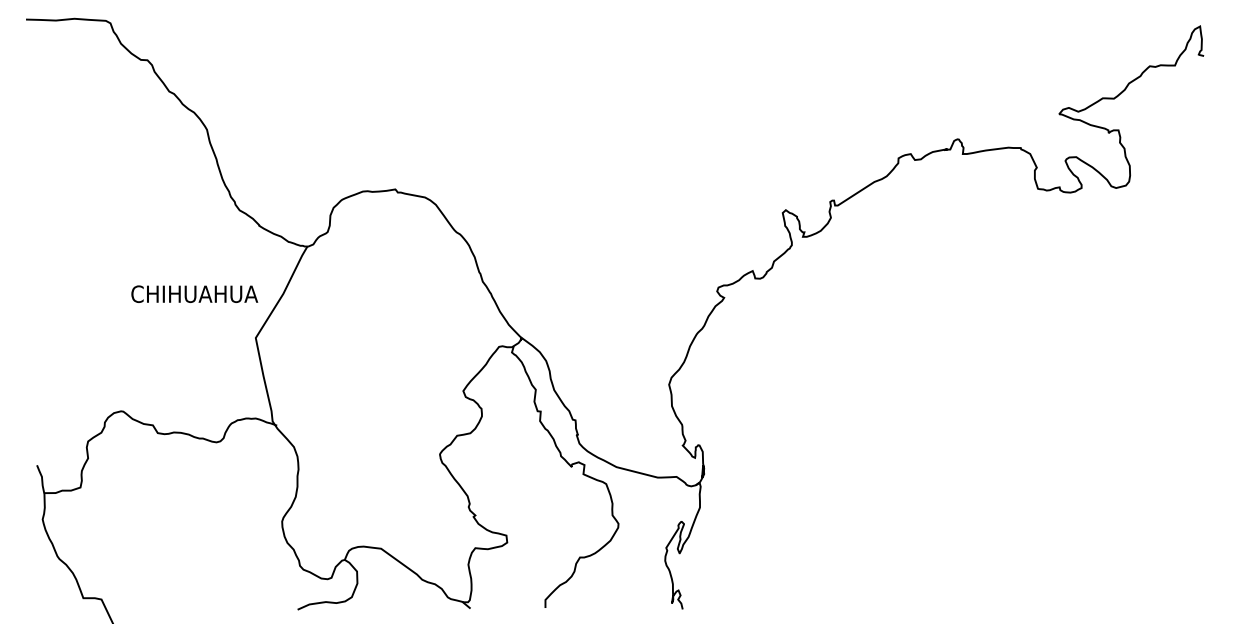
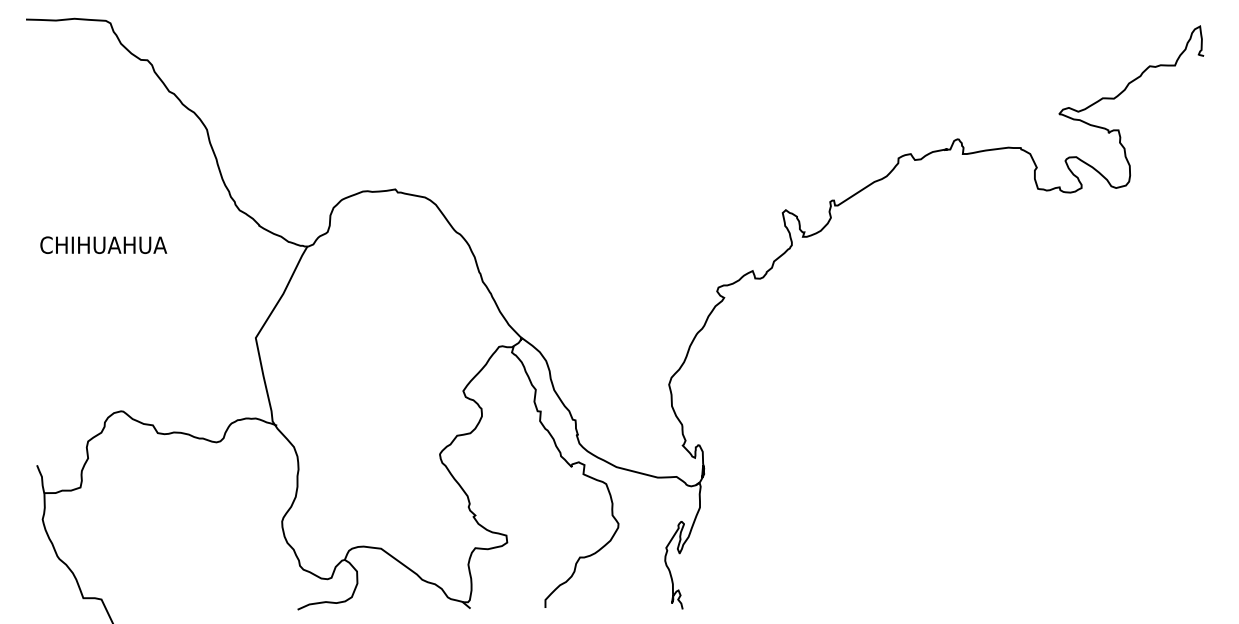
text position: (194, 293) -> (103, 244) (103, 244)
